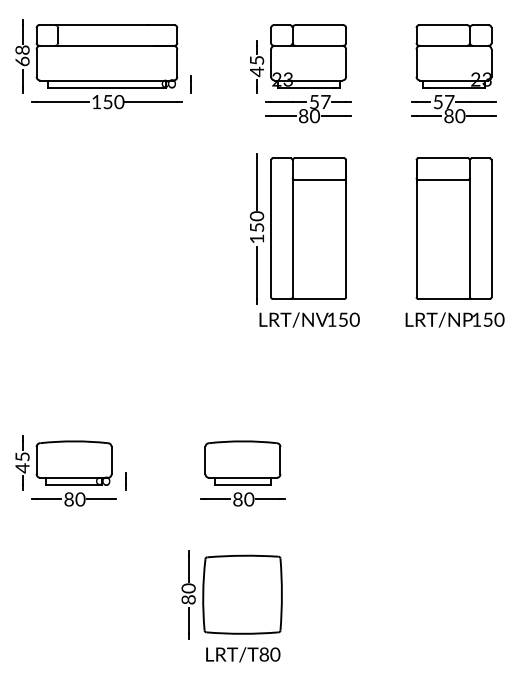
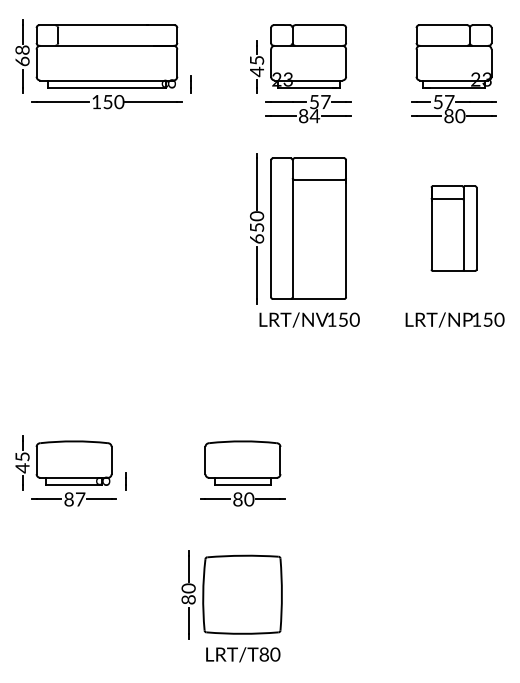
text: 80 -> 84 (314, 116)
part size: 78x143 px -> 48x87 px (453, 228)
text: 150 -> 650 (257, 238)
text: 80 -> 87 (80, 499)
